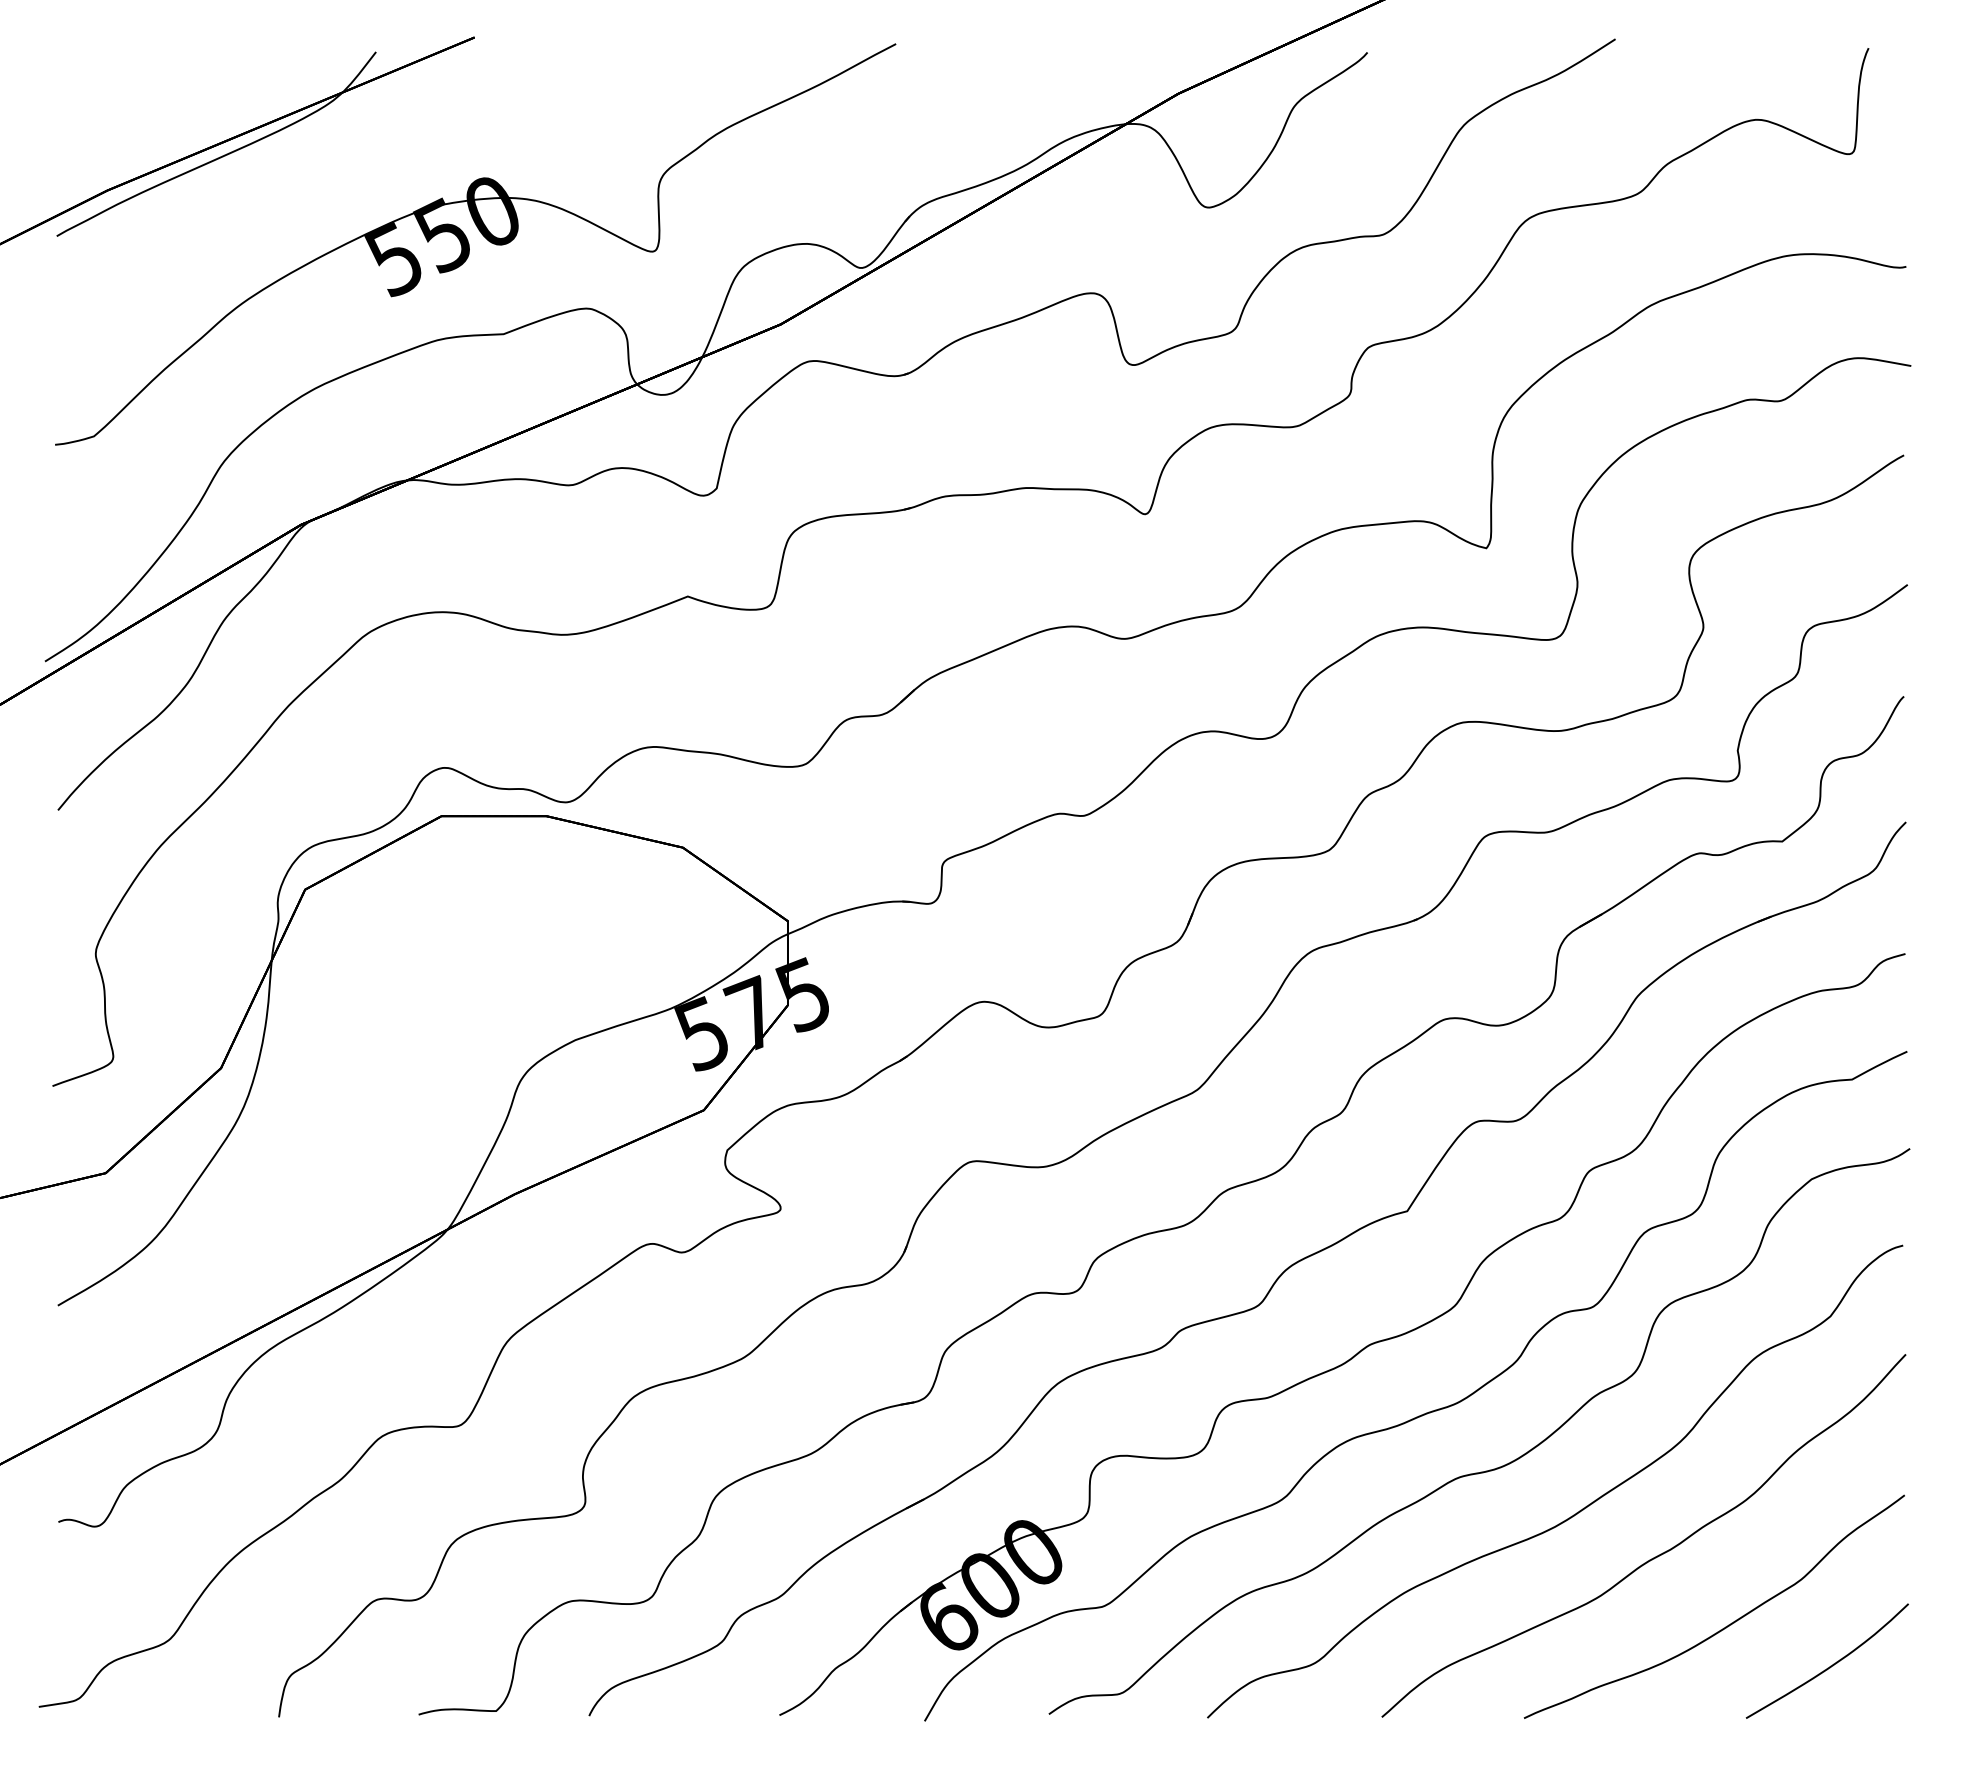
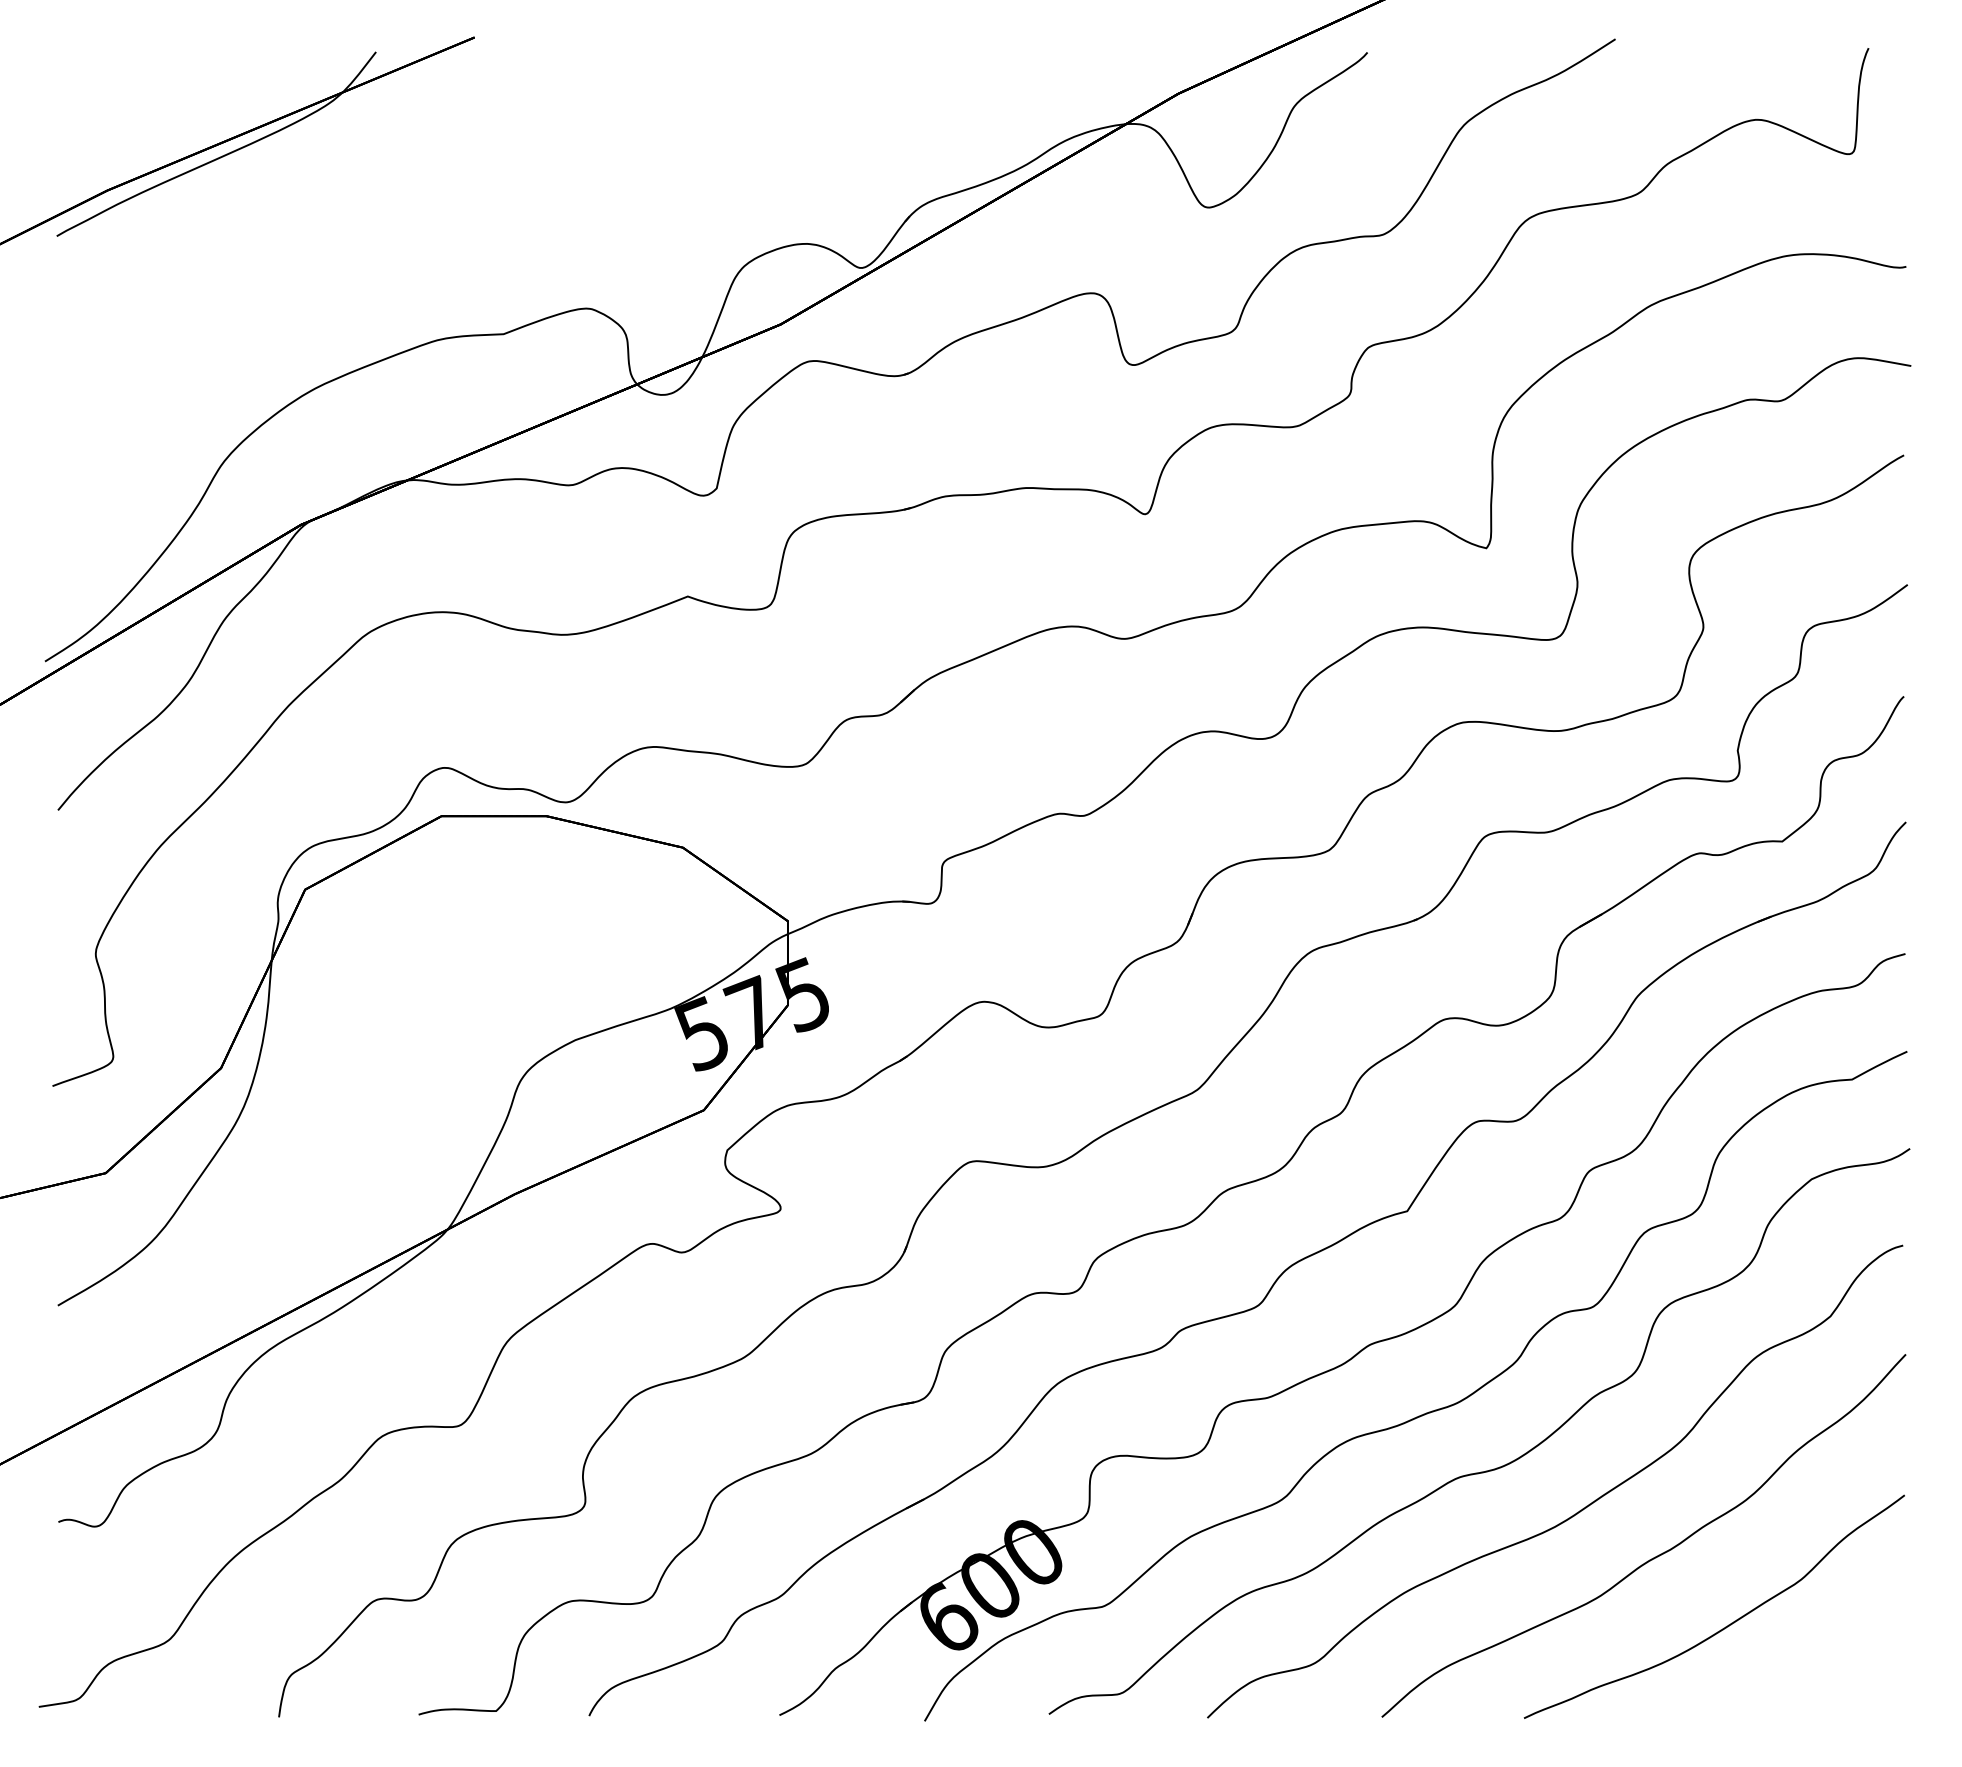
part: present -> none (475, 244)
curve: present -> none (1830, 1665)
